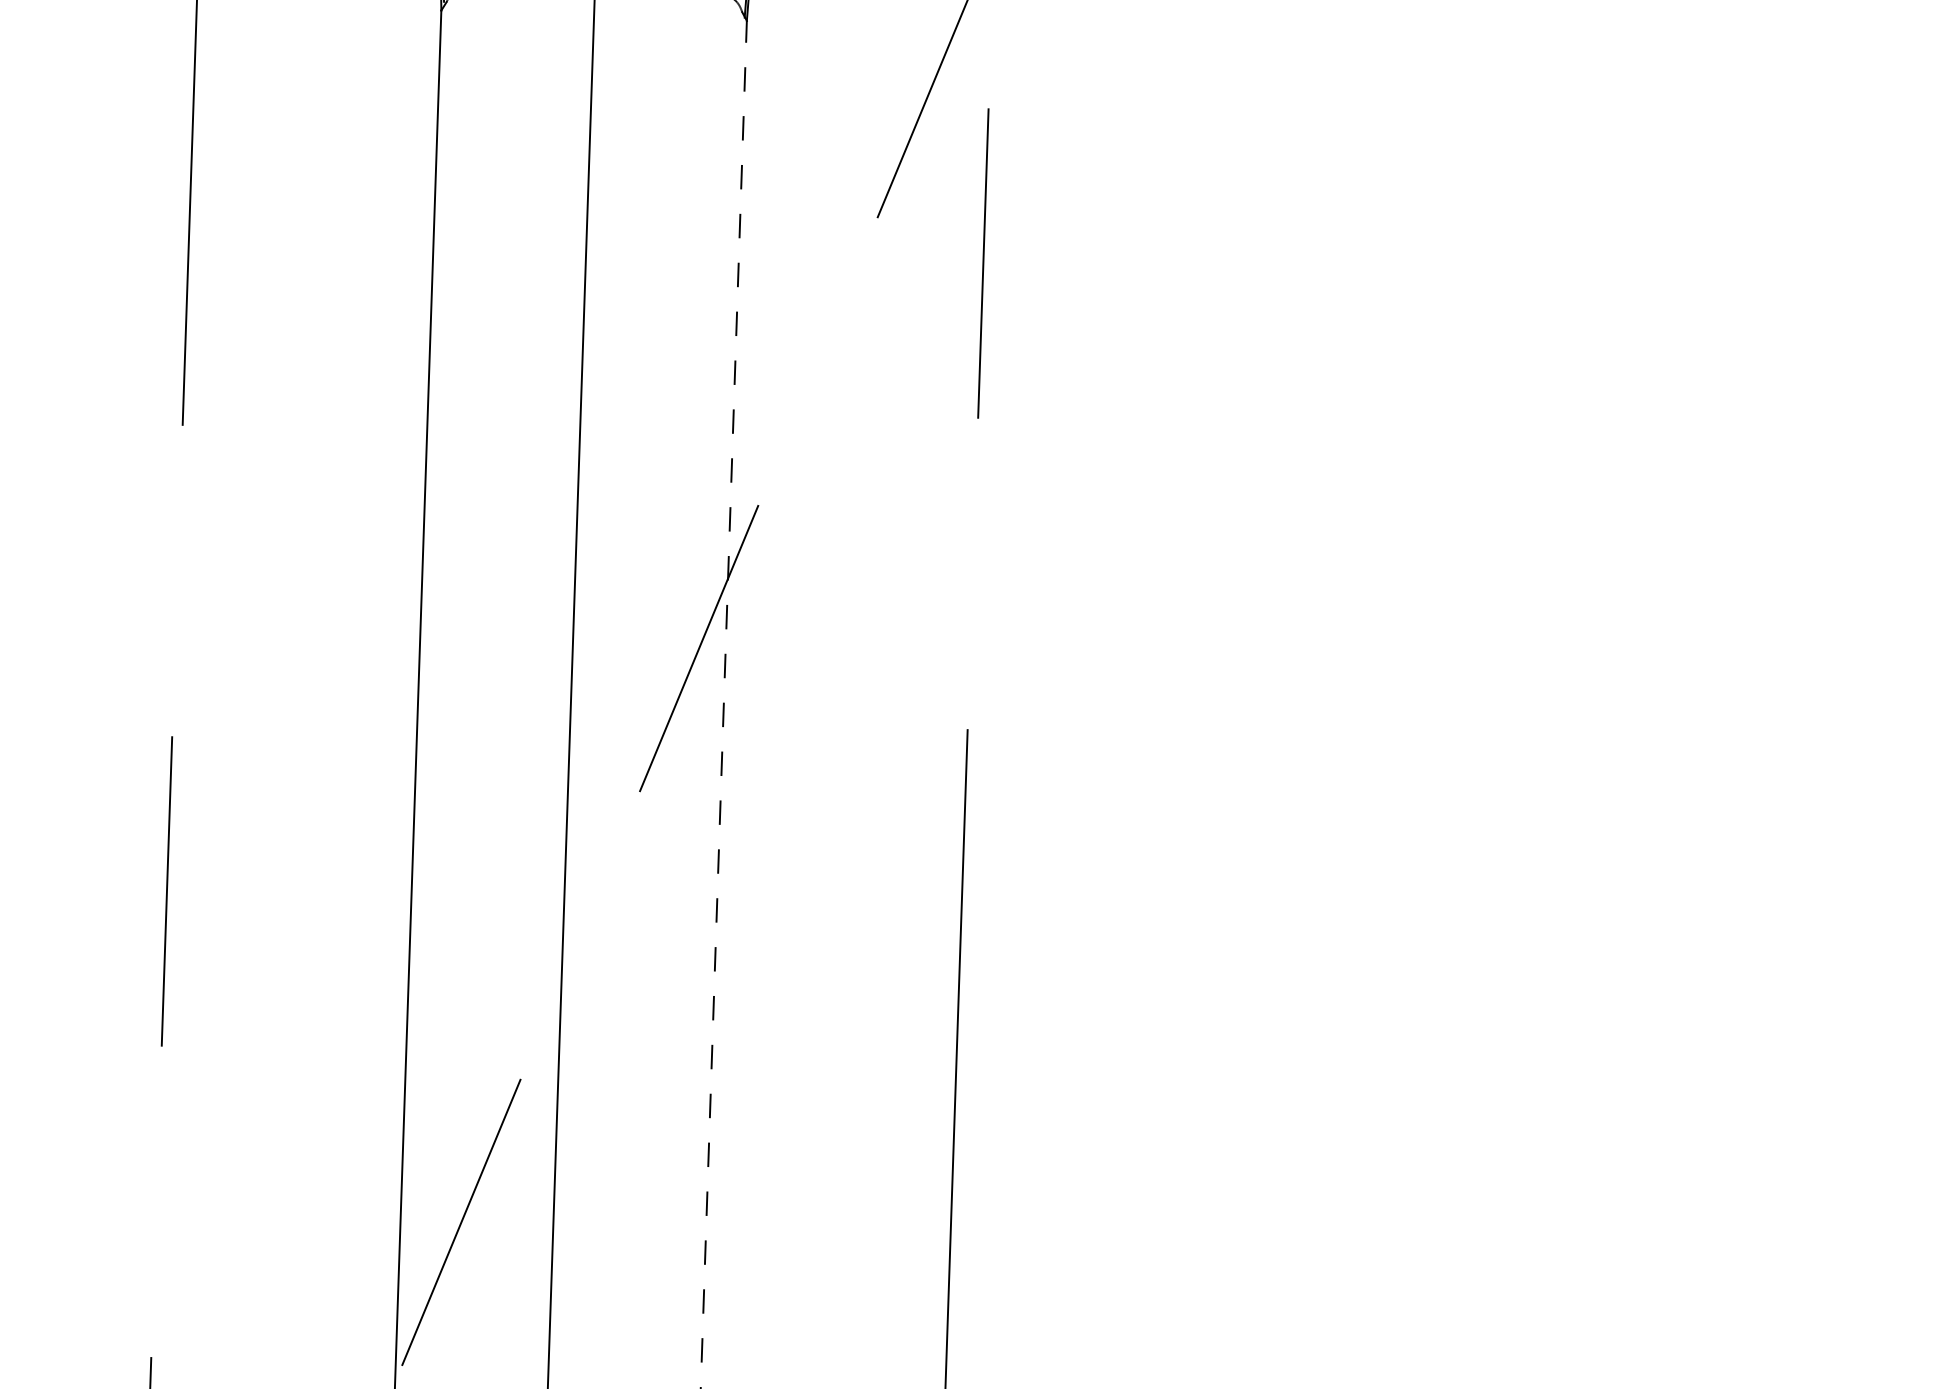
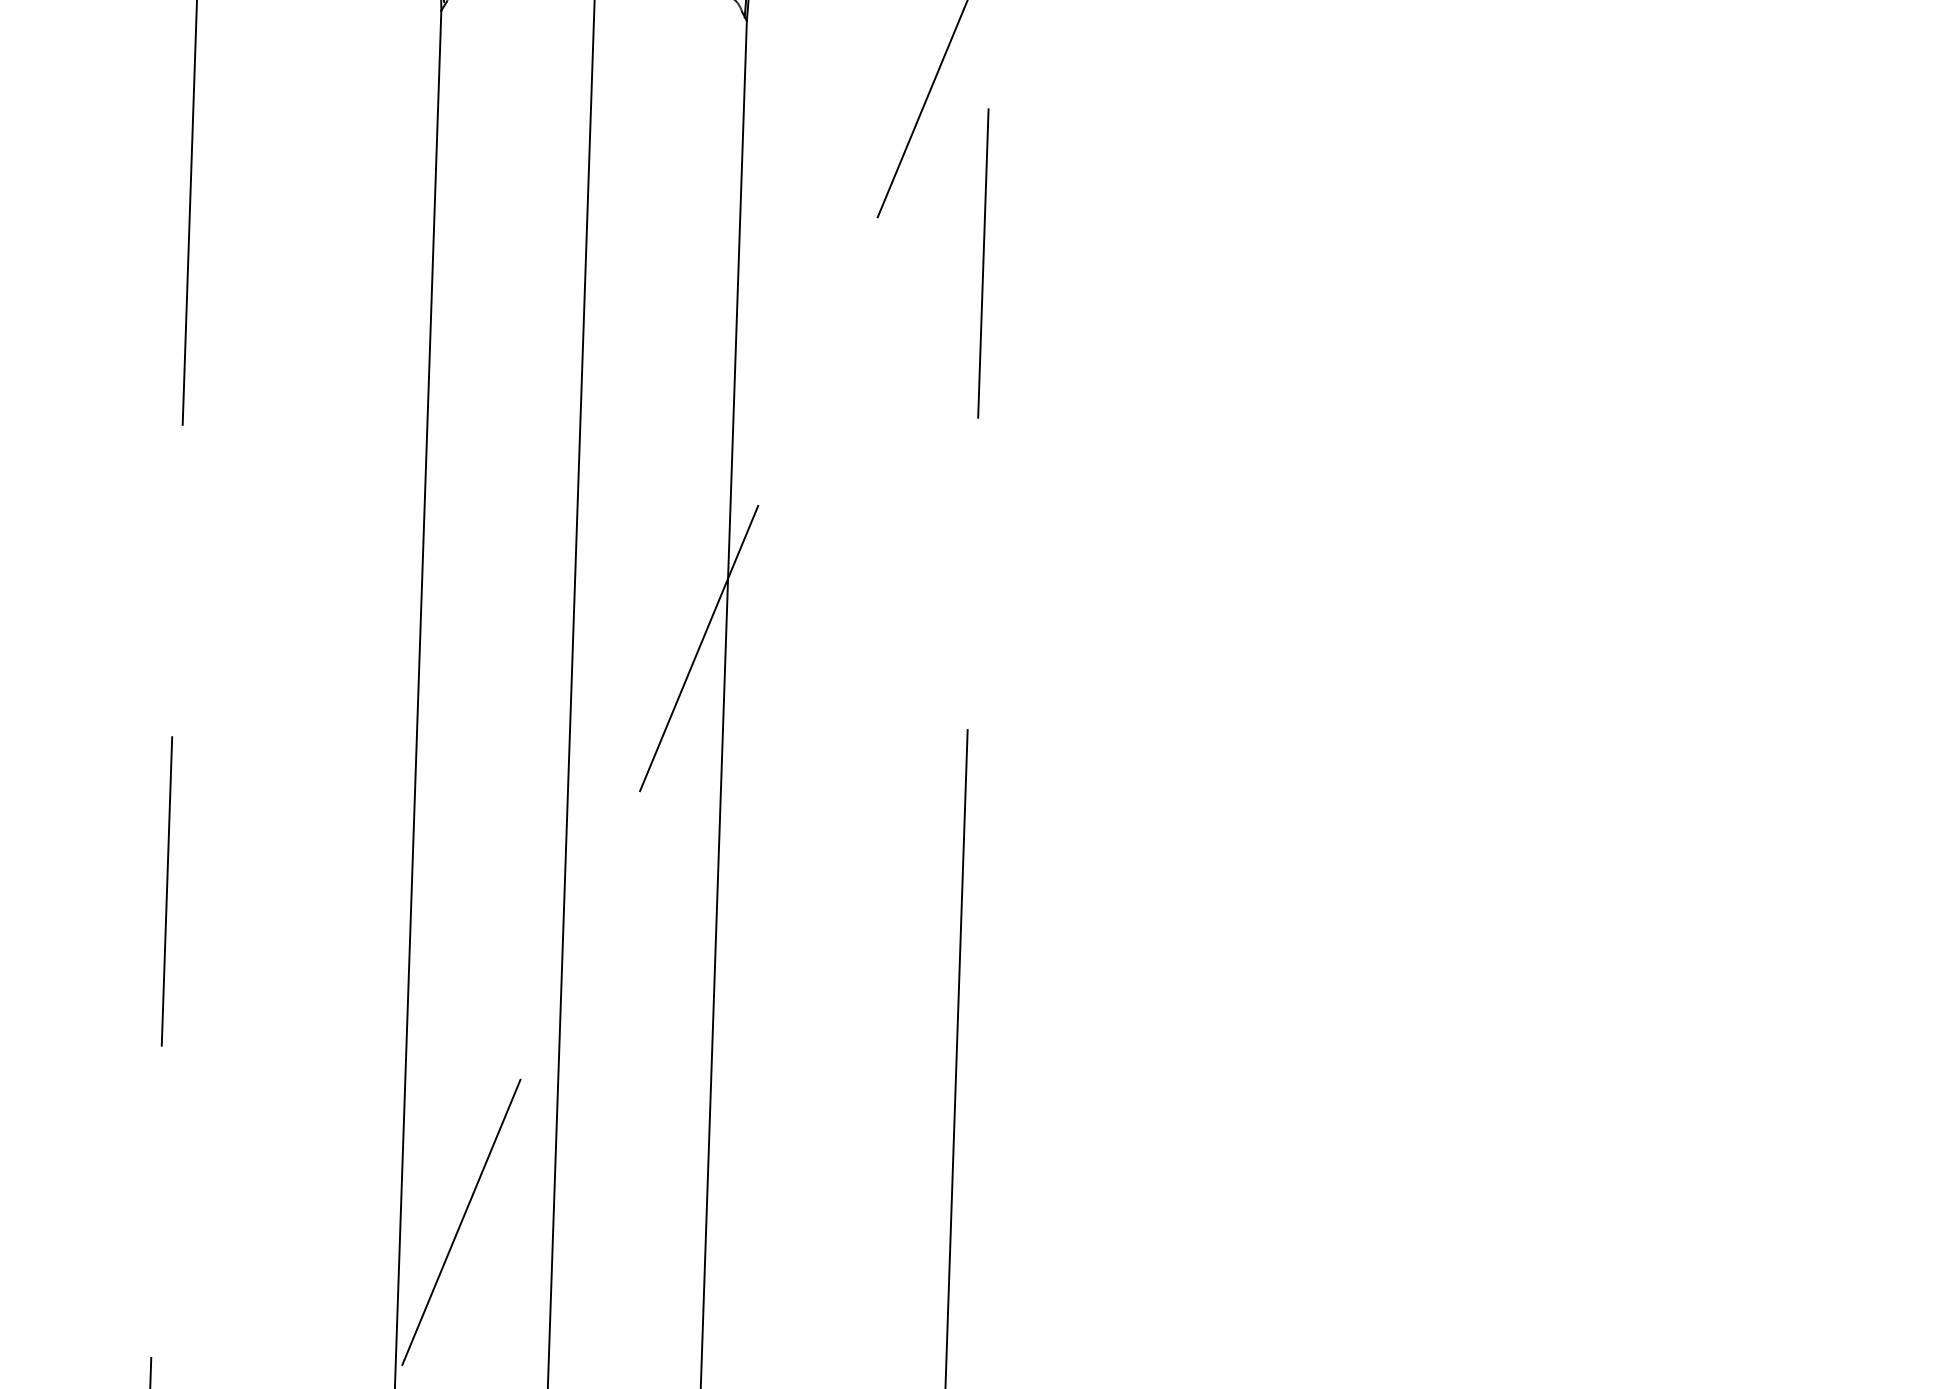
line: dashed -> solid (723, 704)
